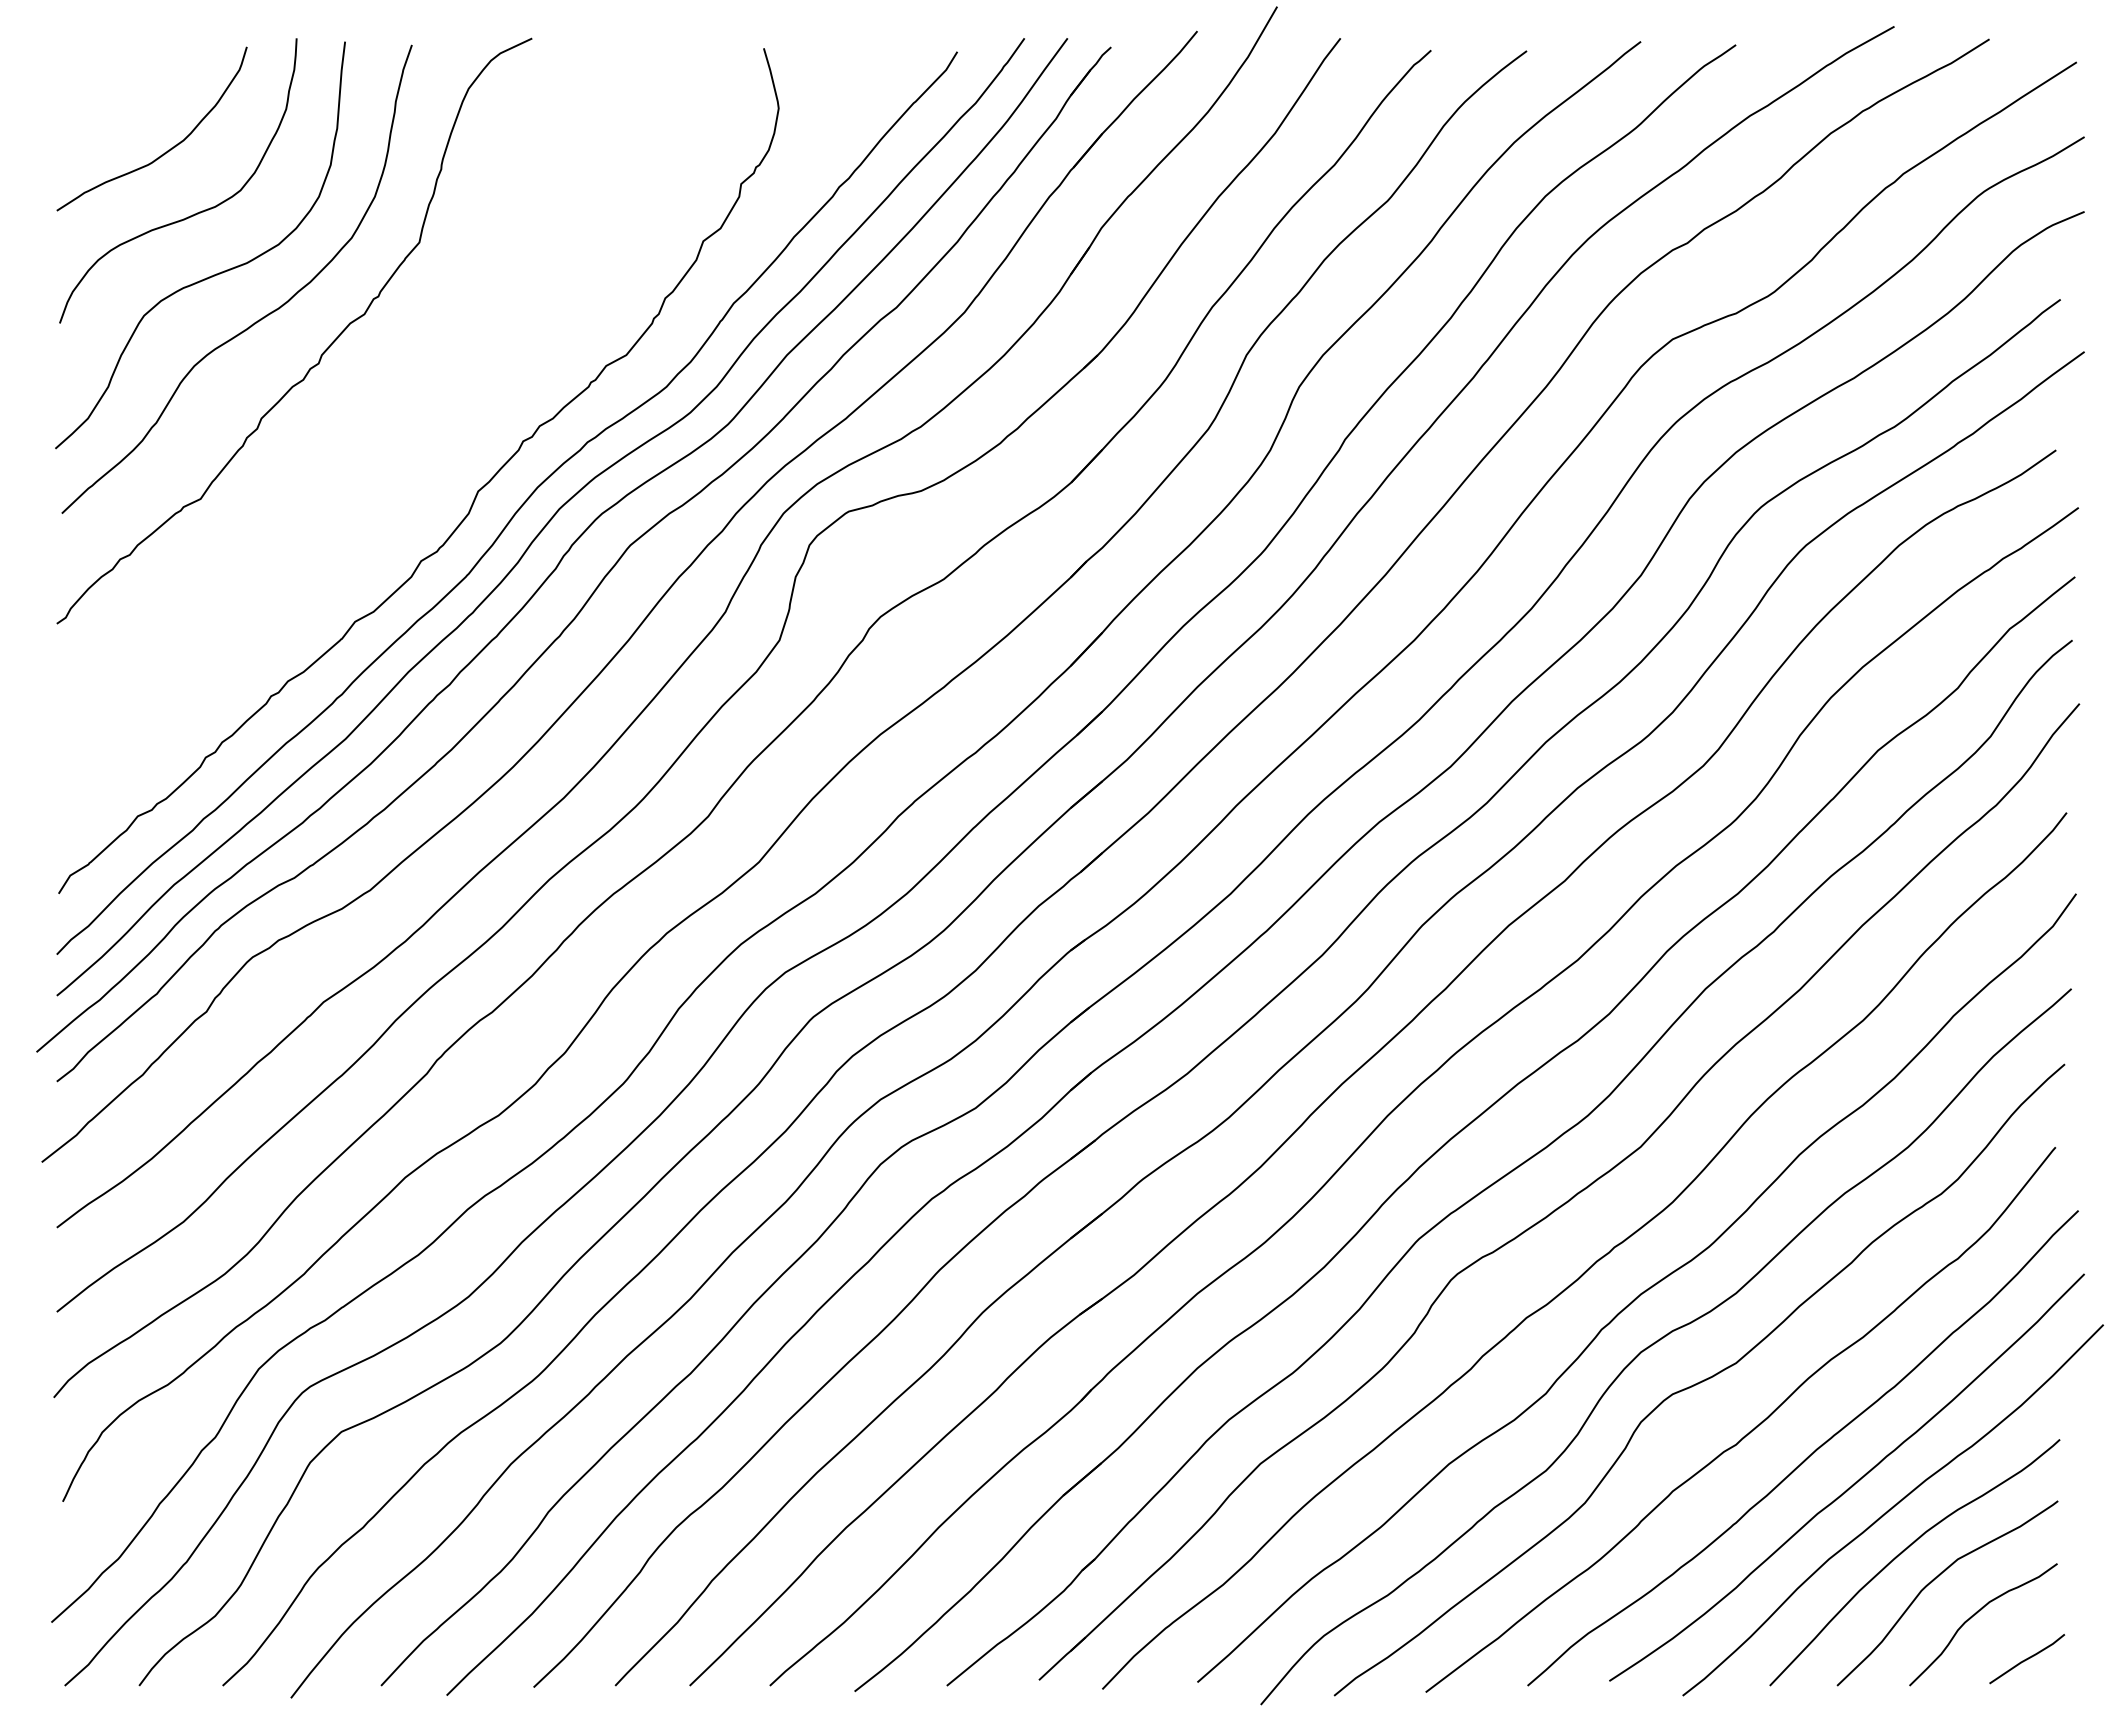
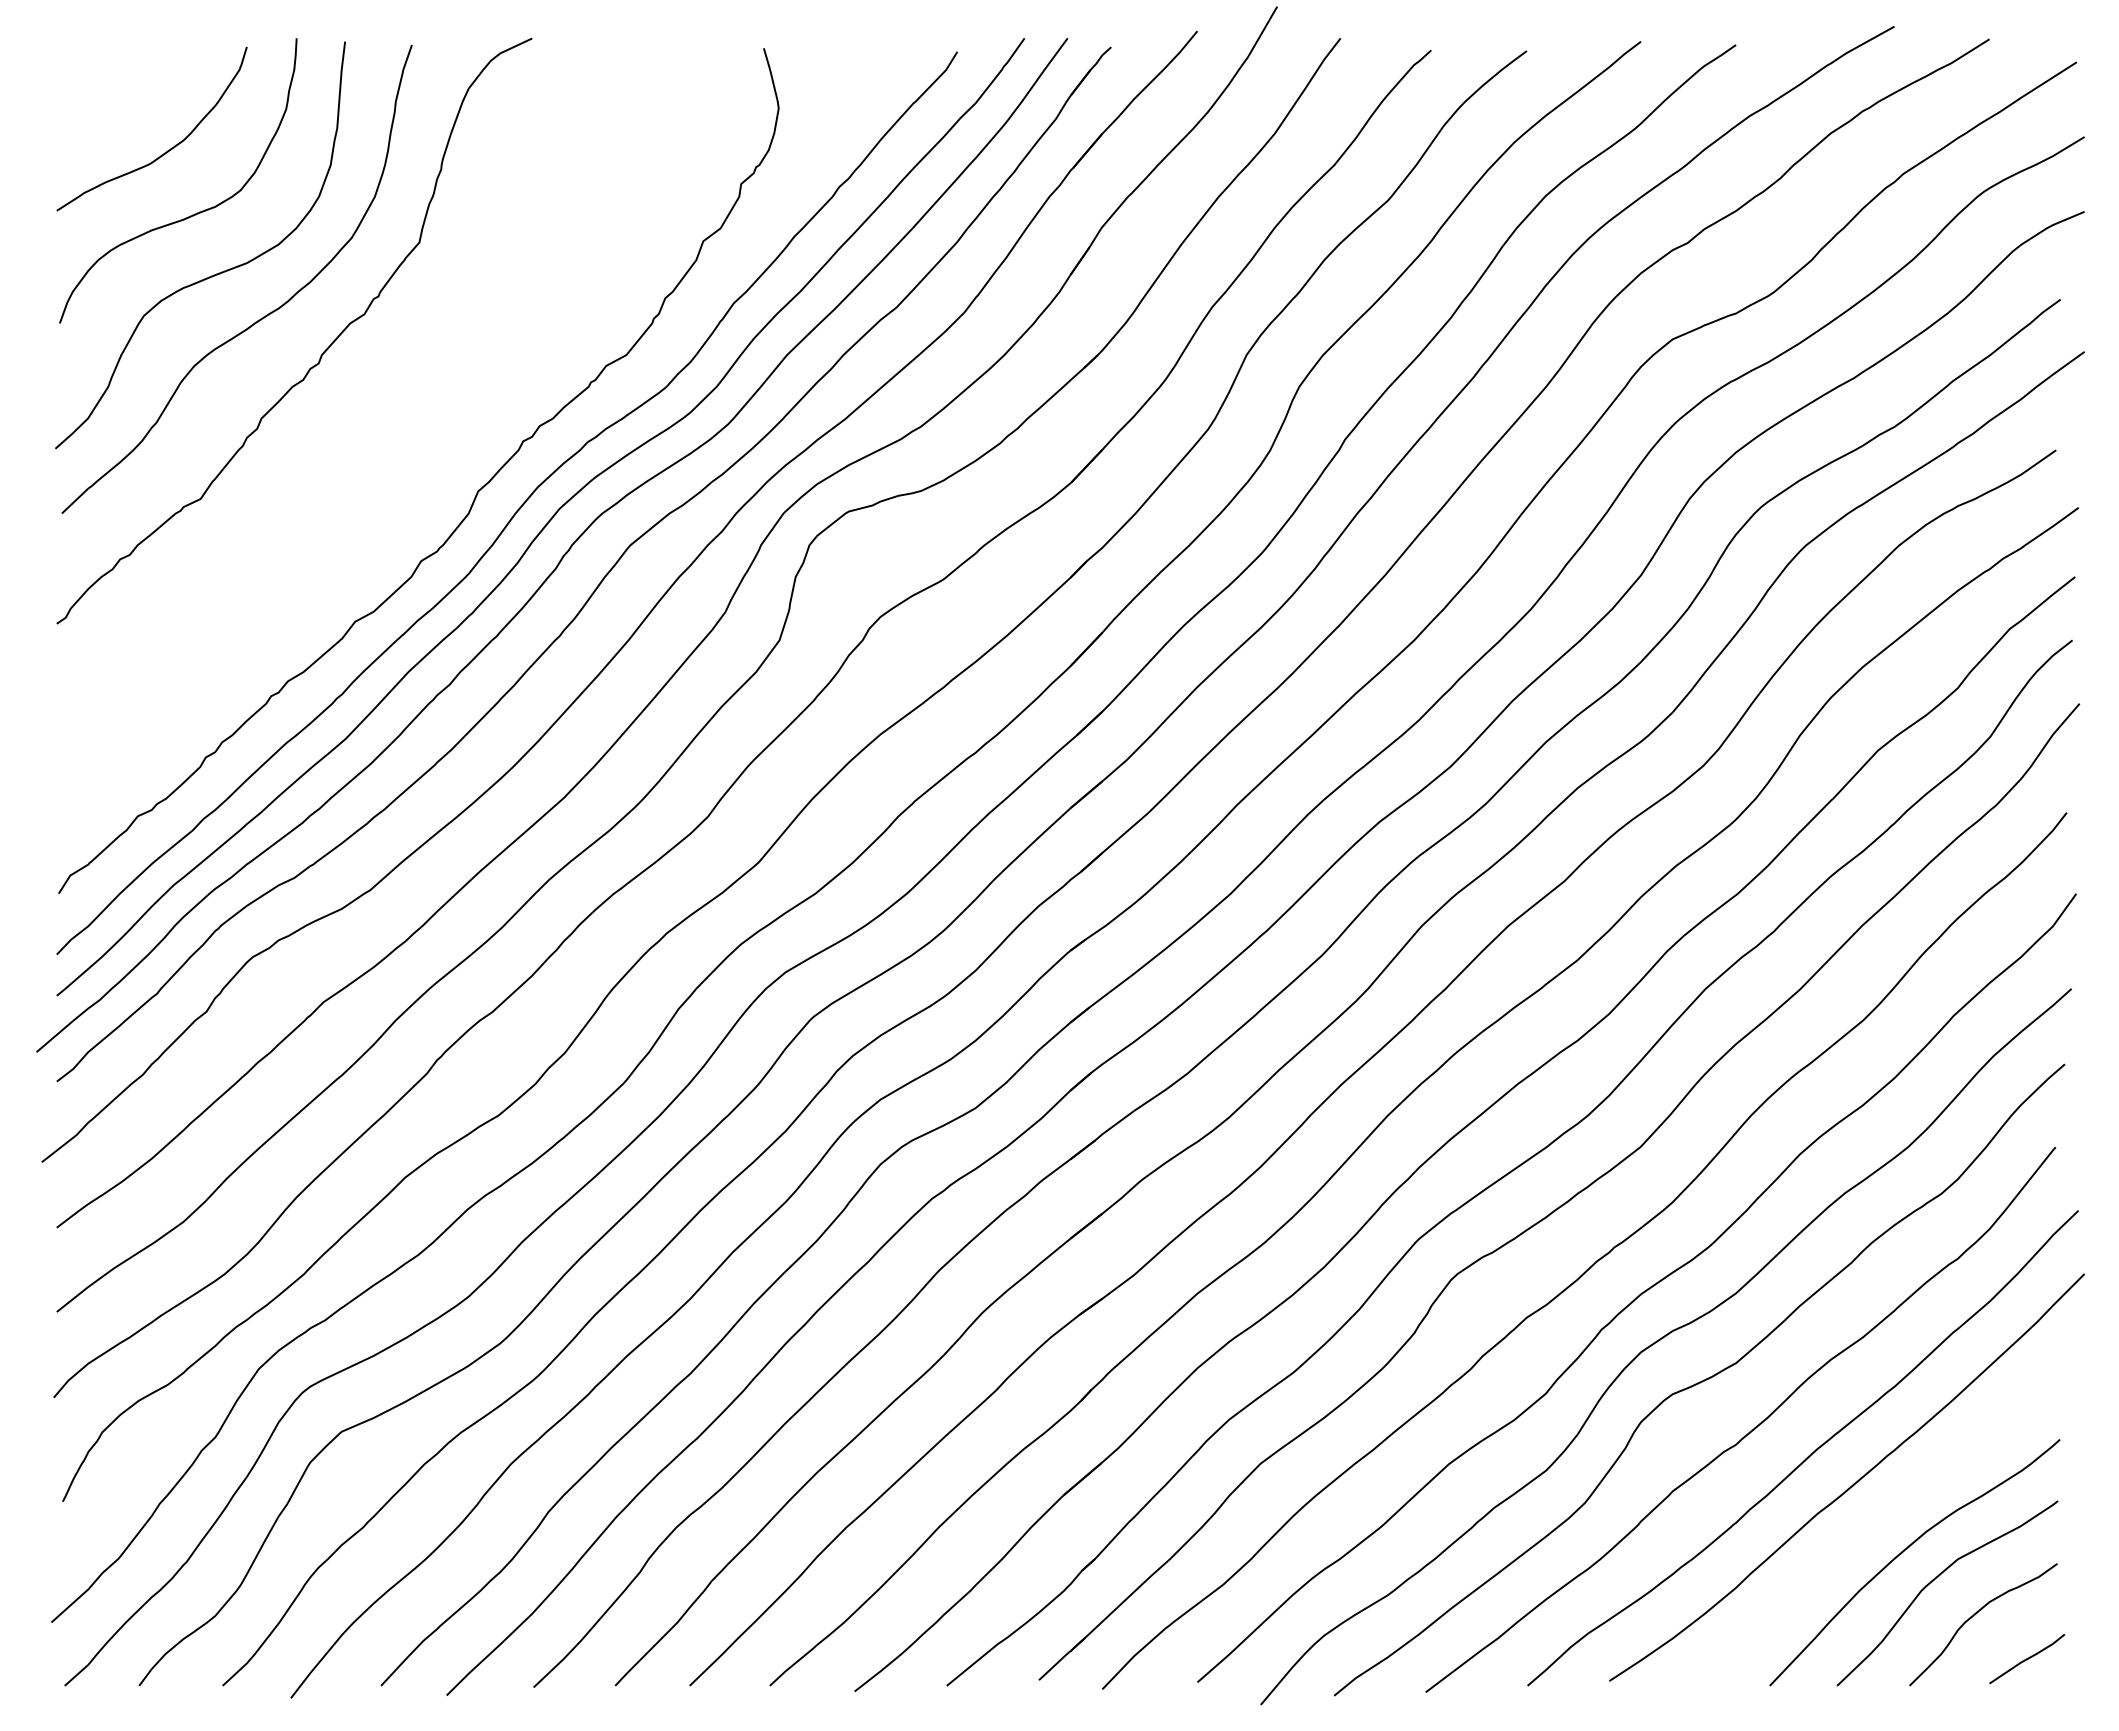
curve: present -> none (1891, 1509)
